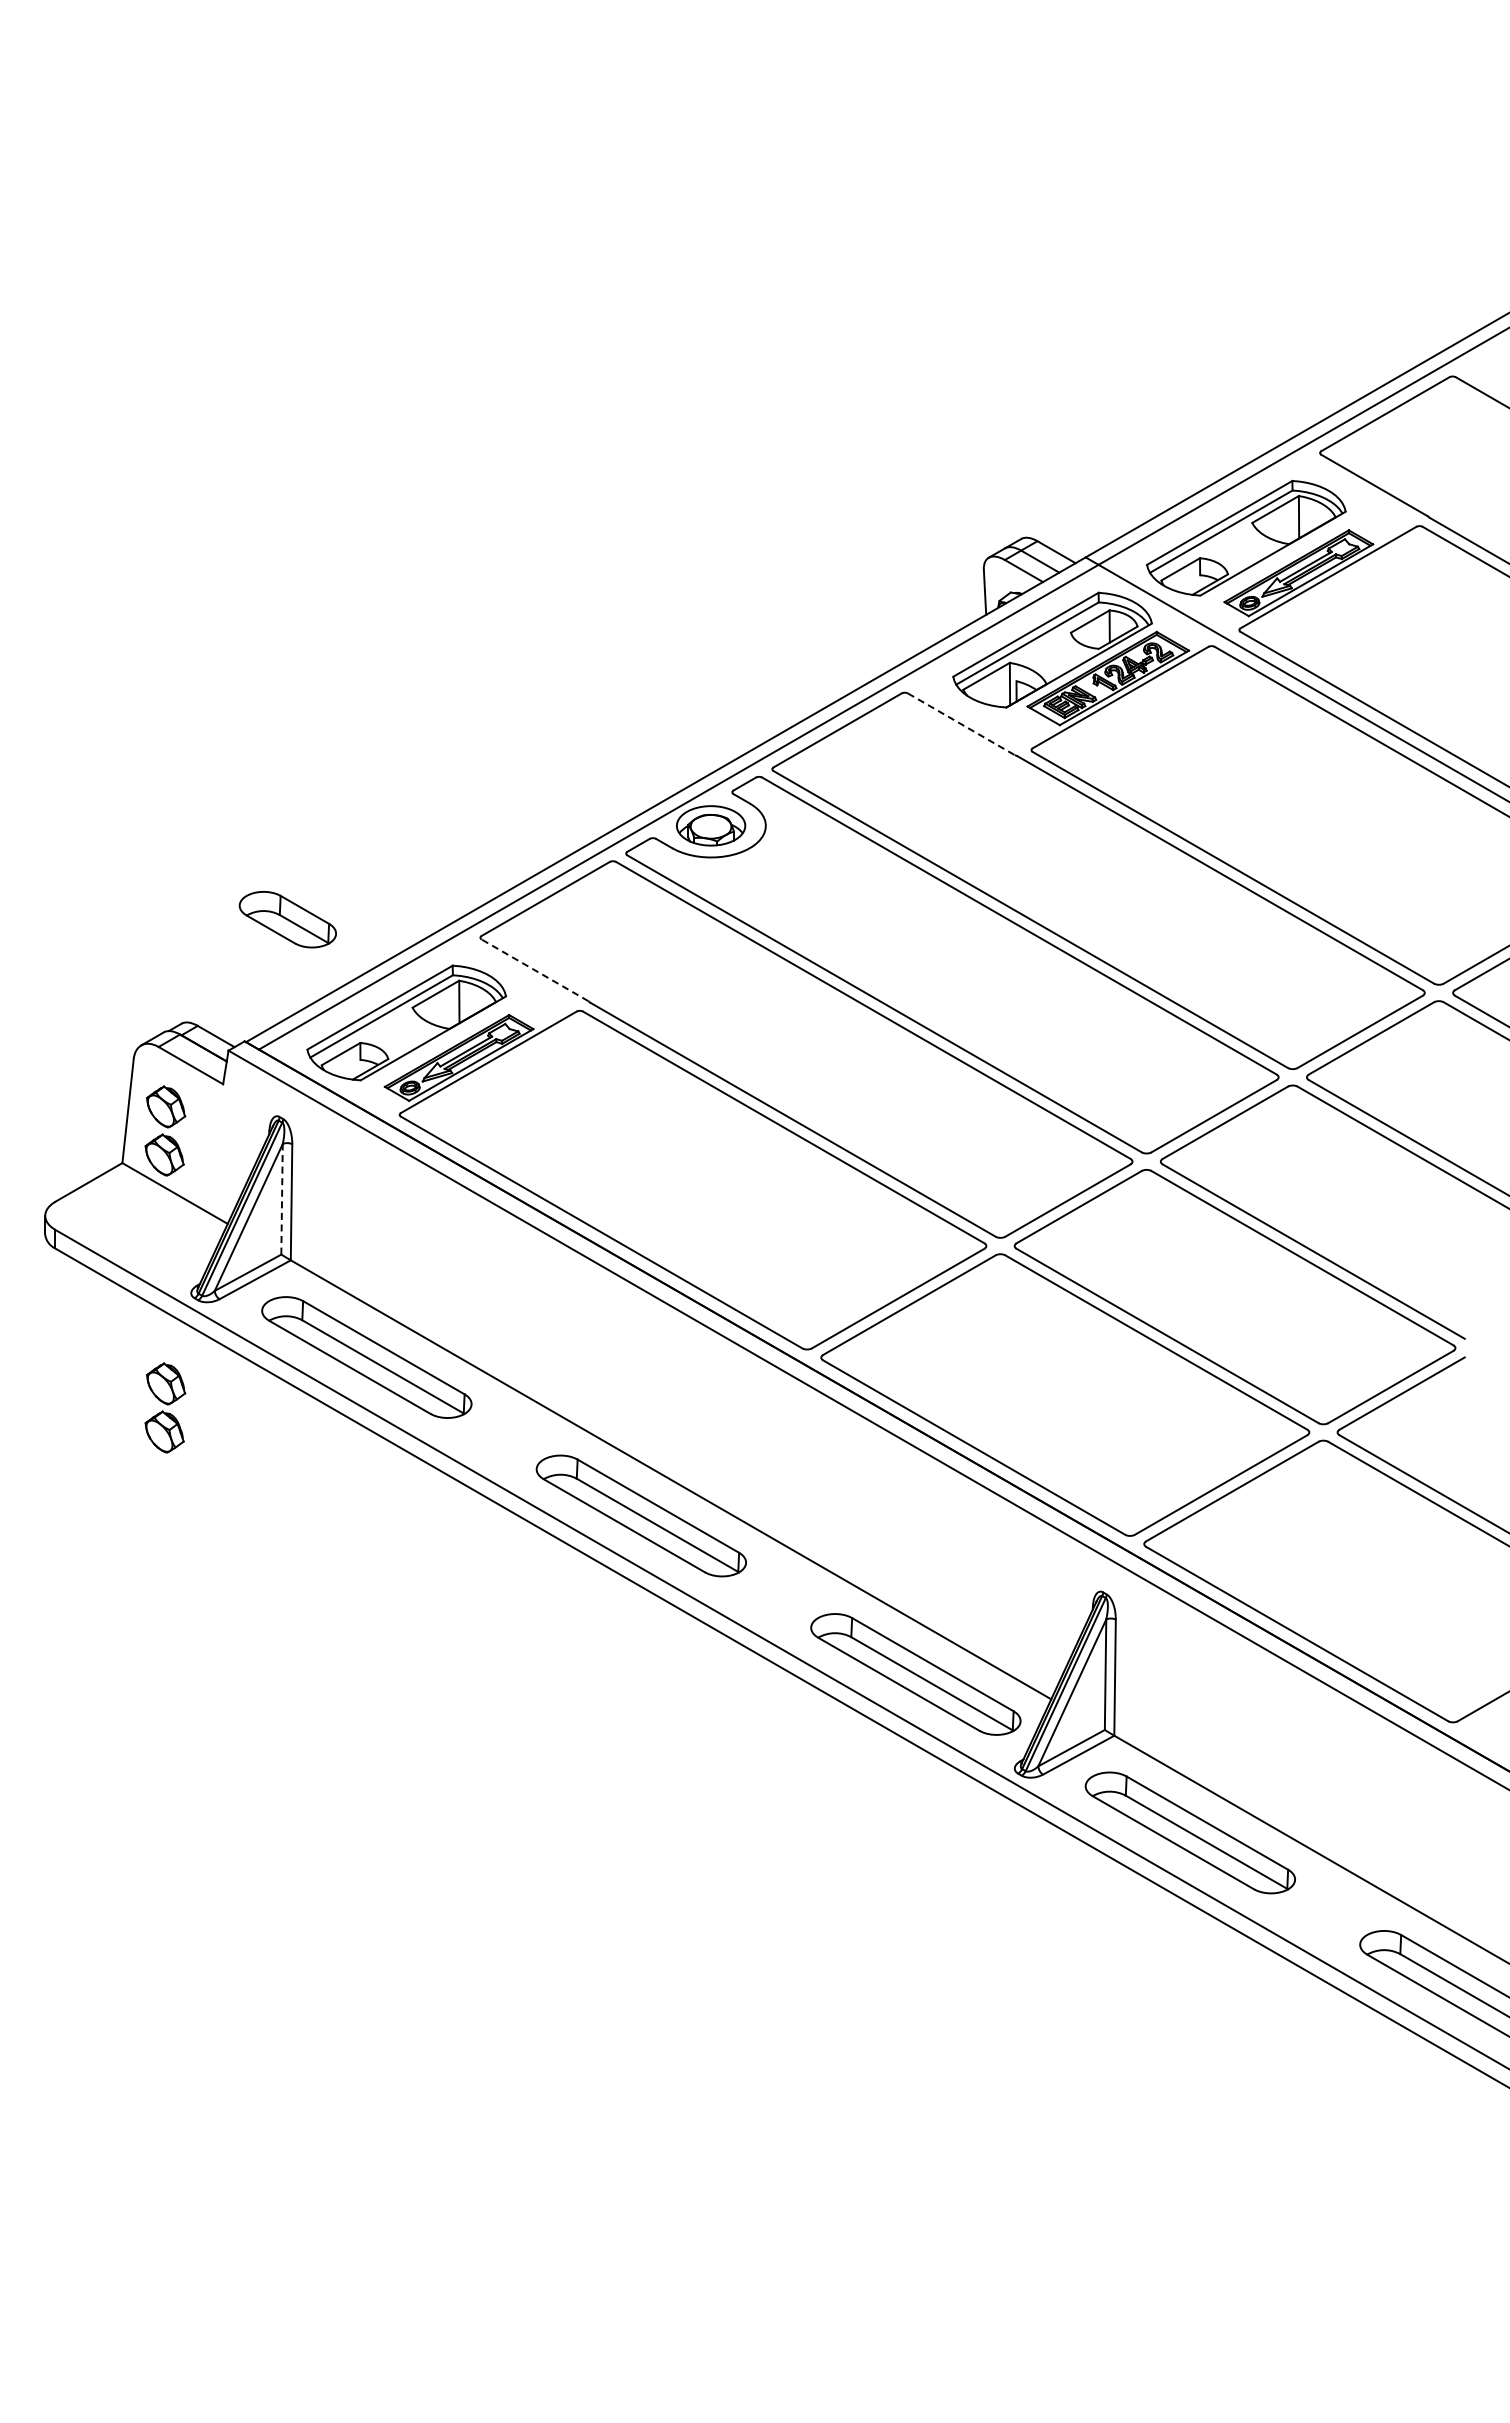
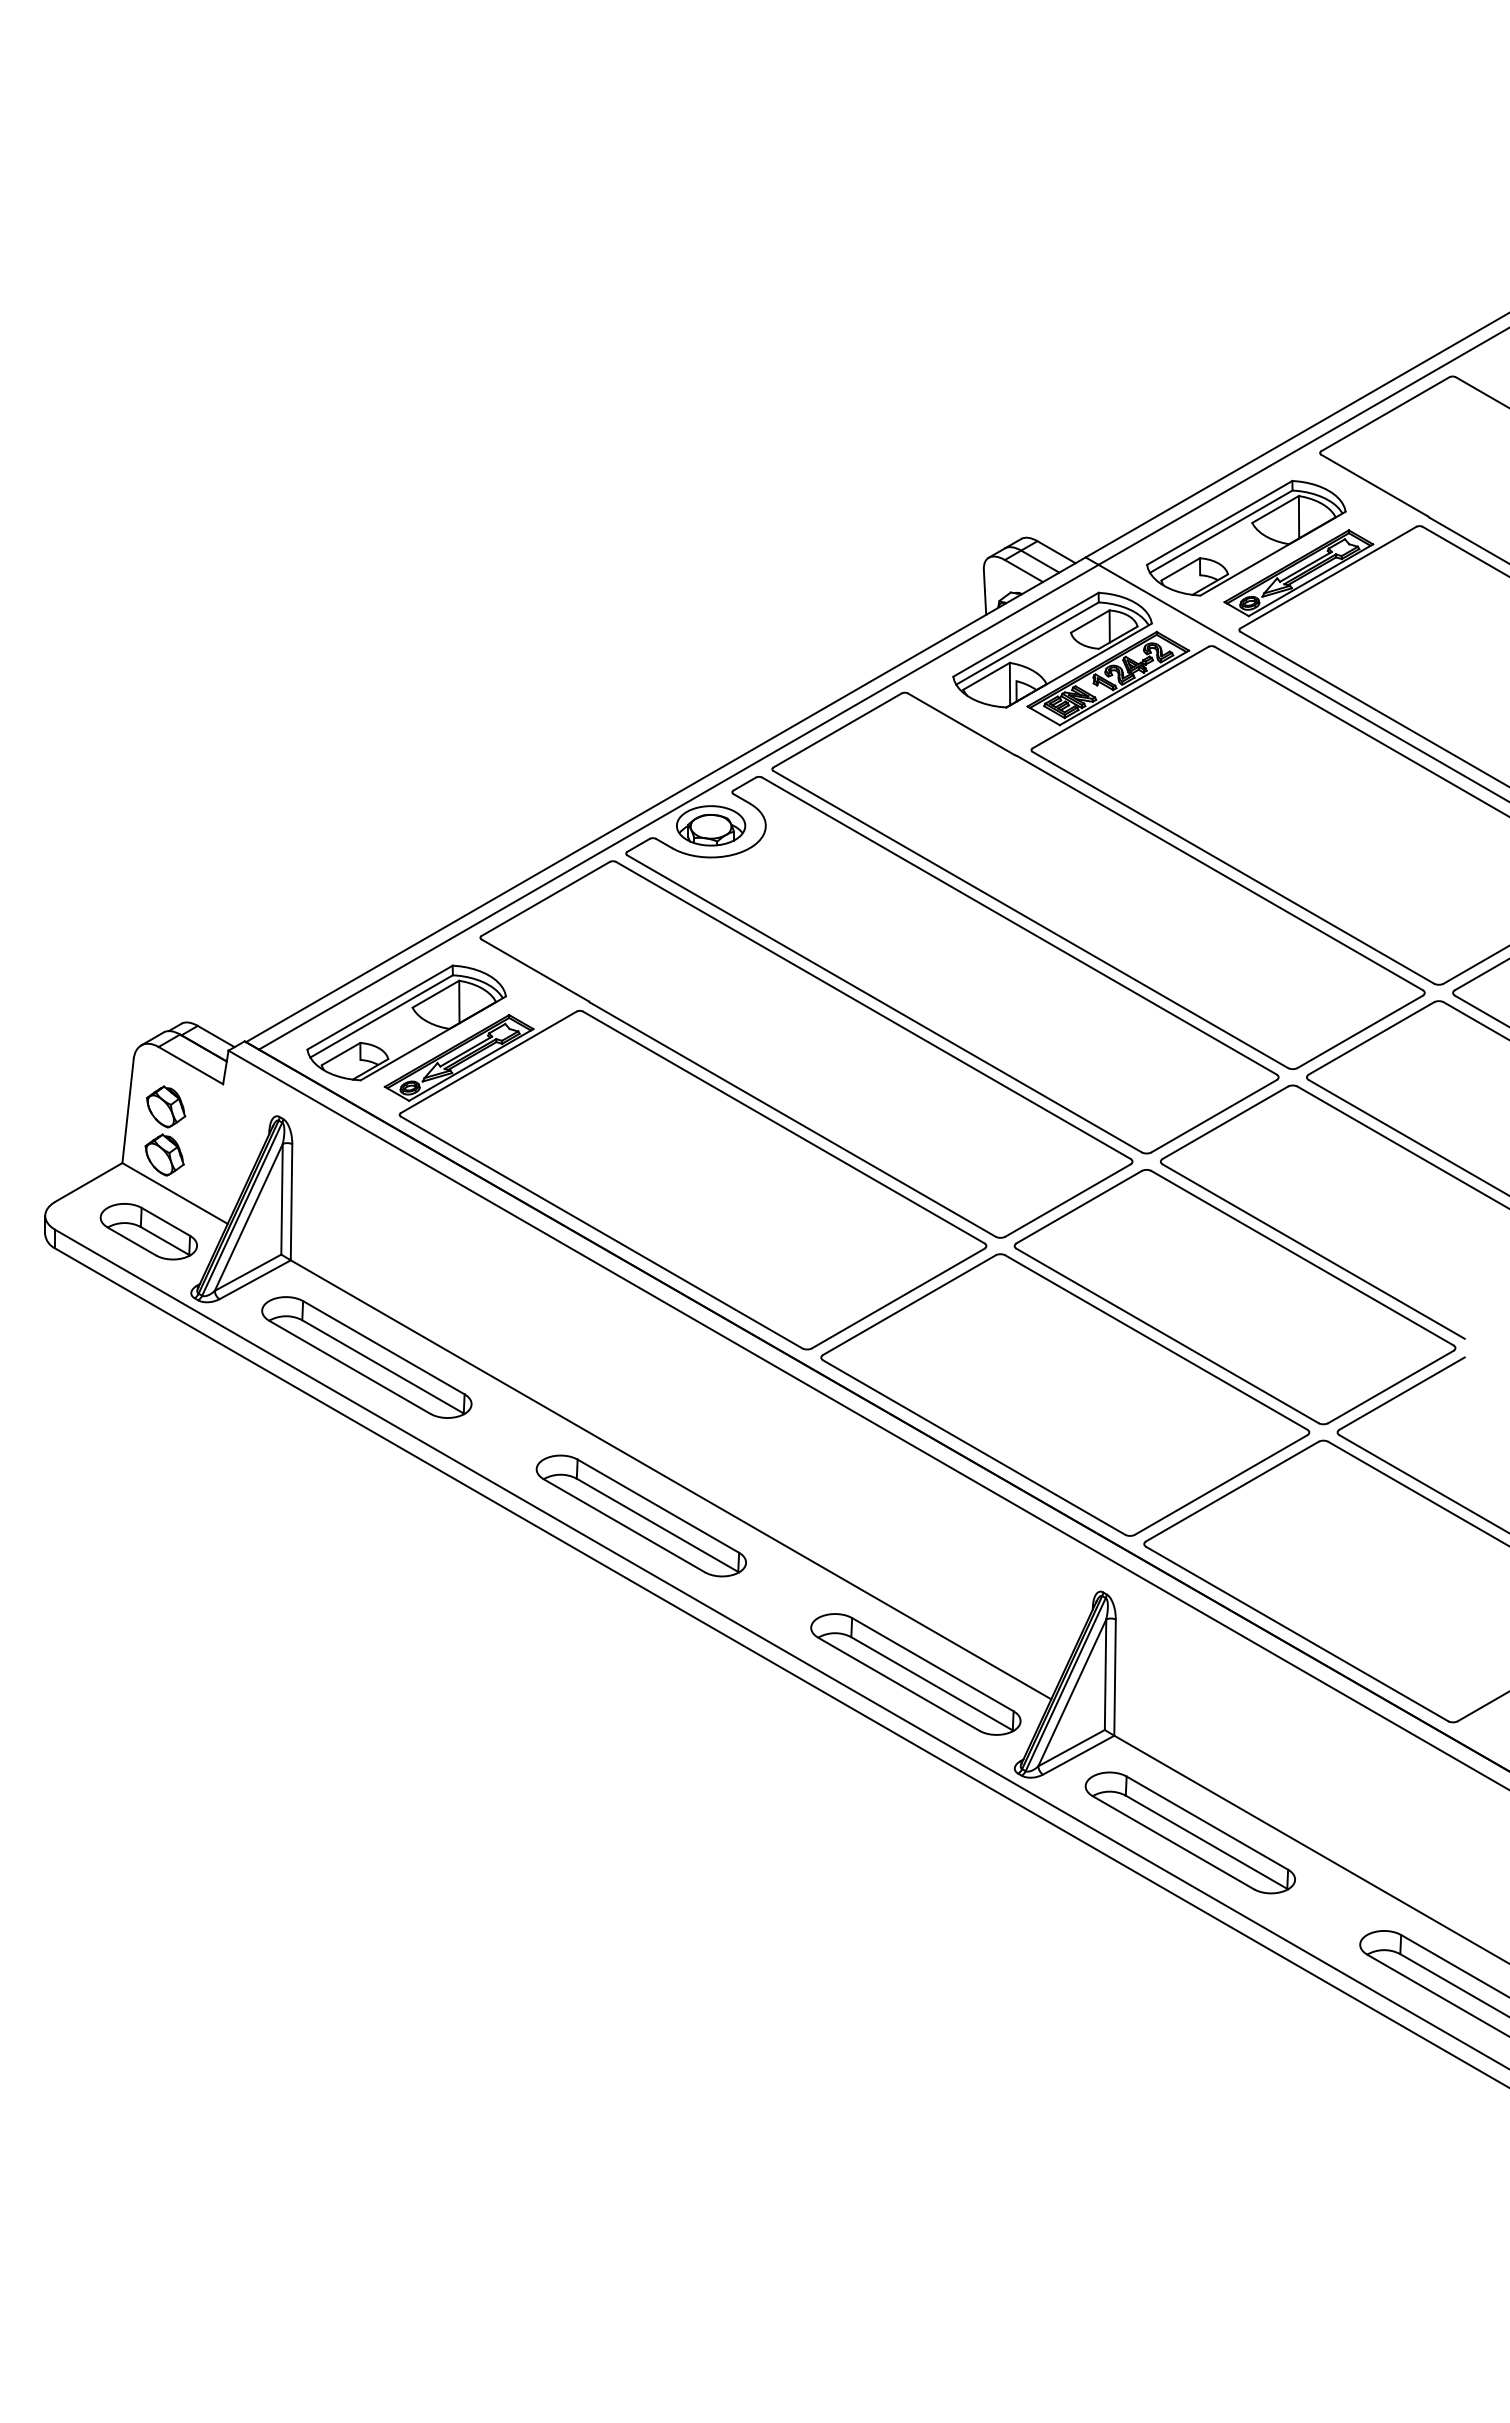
line: dashed -> solid (961, 724)
part position: (287, 919) -> (148, 1231) (148, 1231)
line: dashed -> solid (535, 970)
line: dashed -> solid (282, 1198)
part: present -> none (165, 1407)
